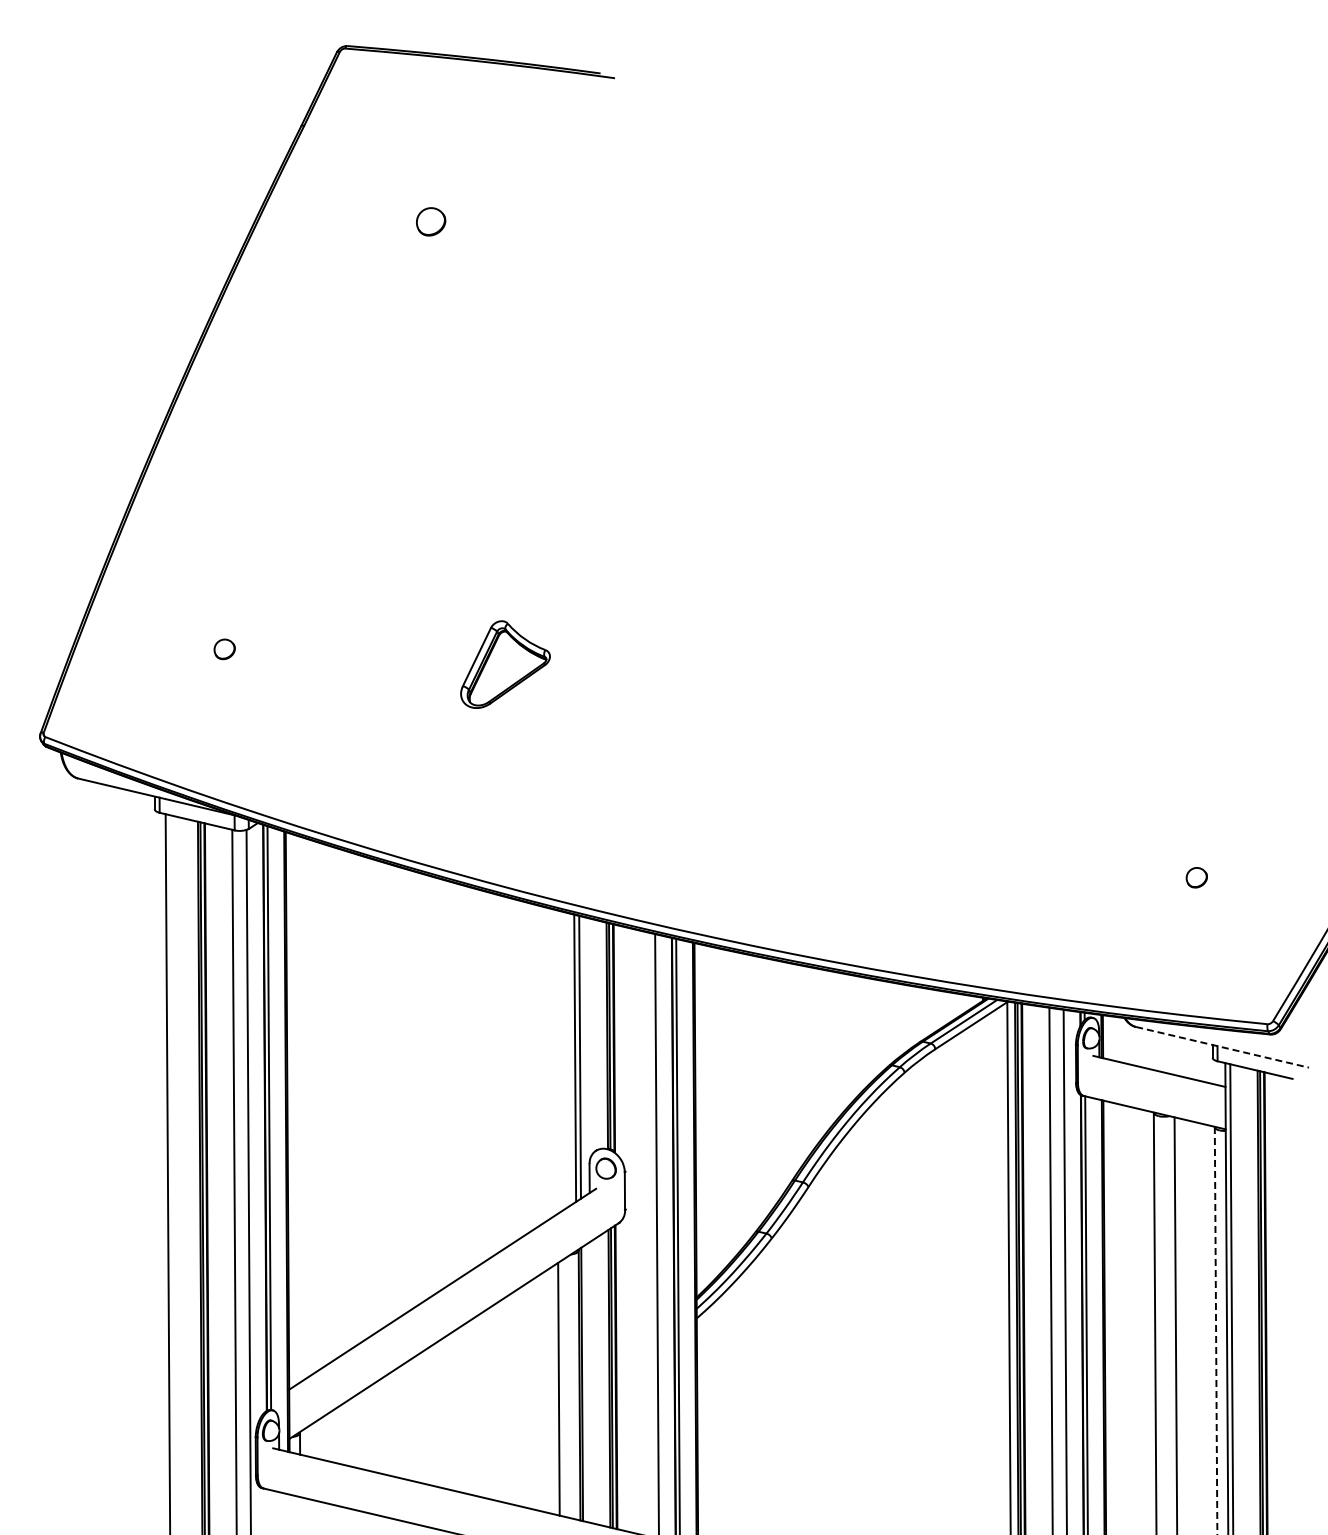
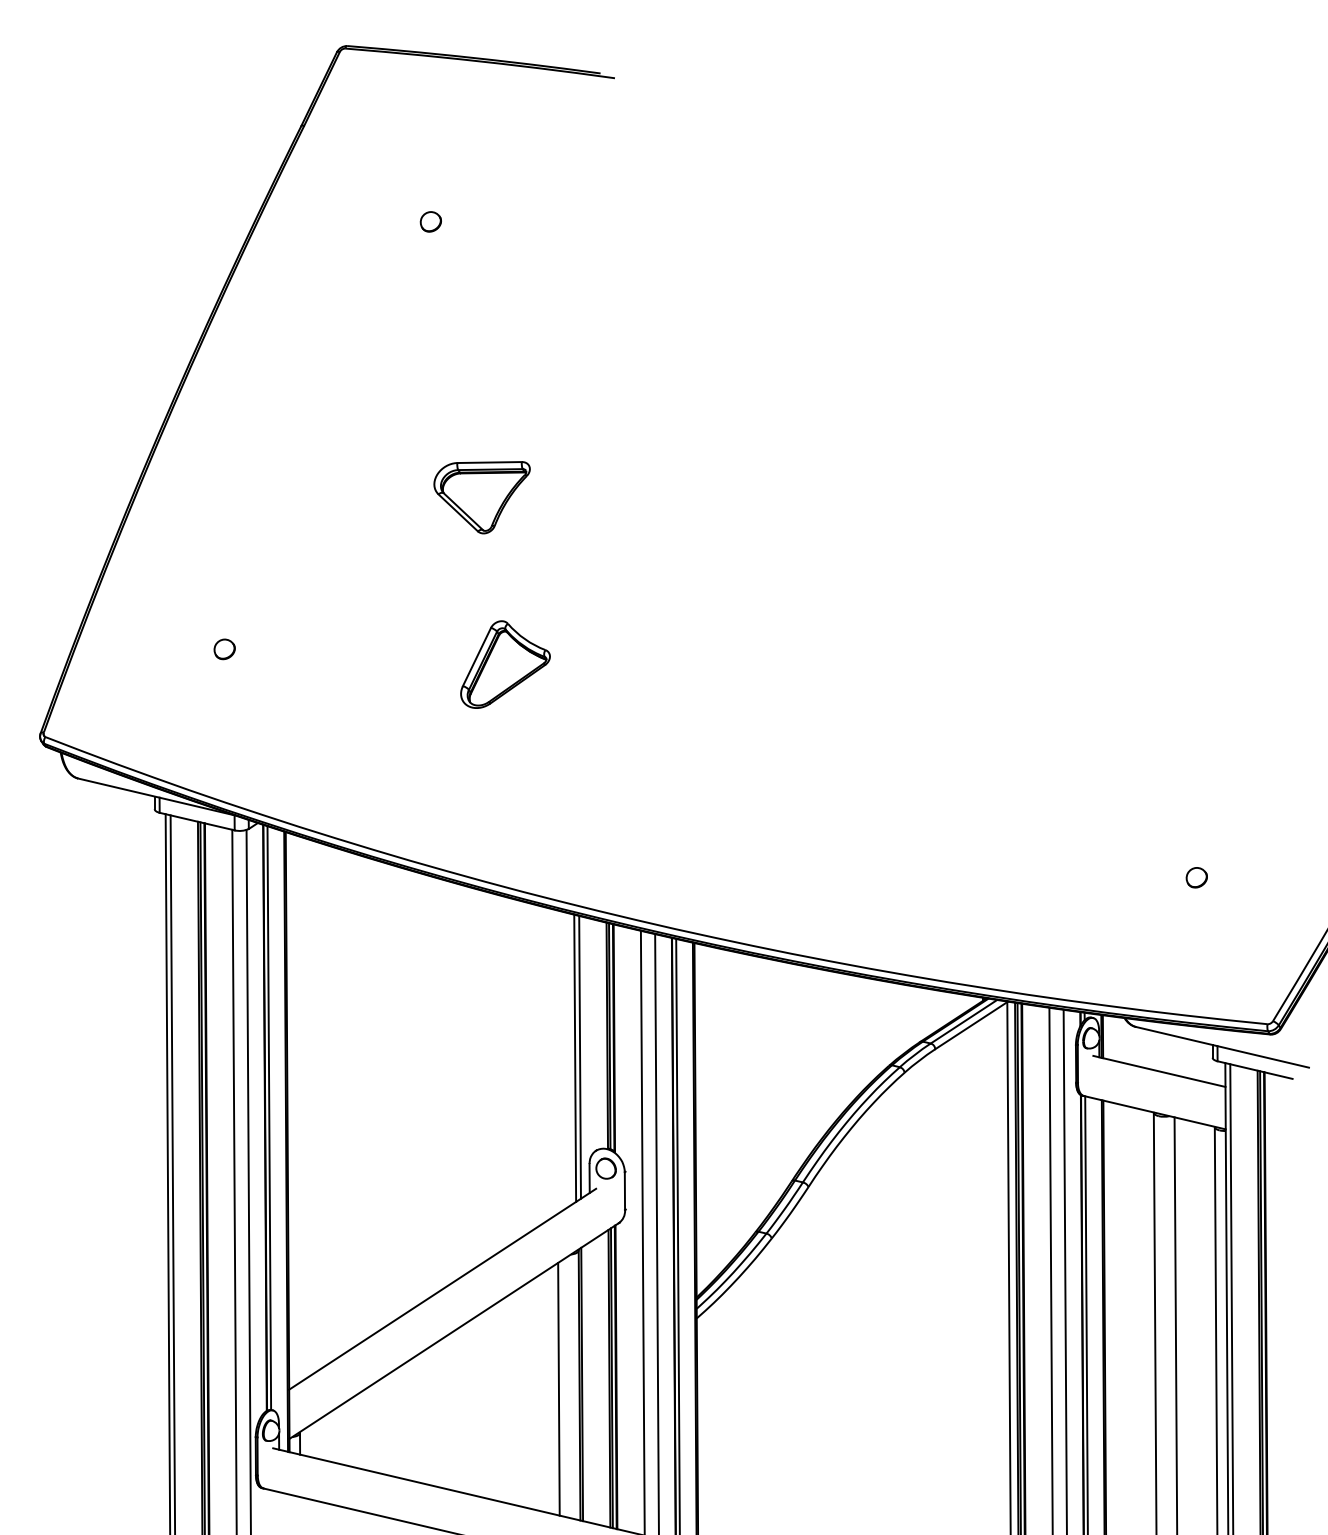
part size: 31x30 px -> 23x22 px (430, 221)
part: none -> present (481, 497)
line: dashed -> solid (1222, 1047)
line: none -> present (172, 1173)
line: none -> present (642, 1230)
line: dashed -> solid (1216, 1330)
